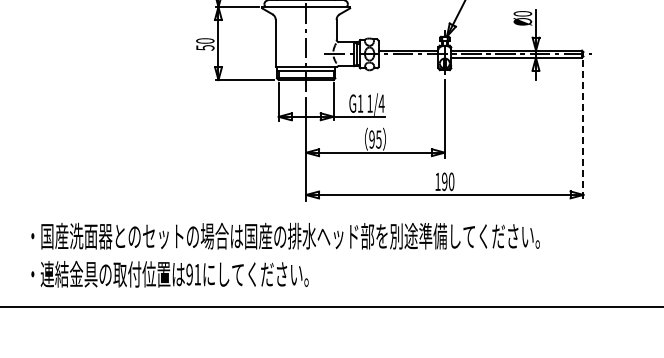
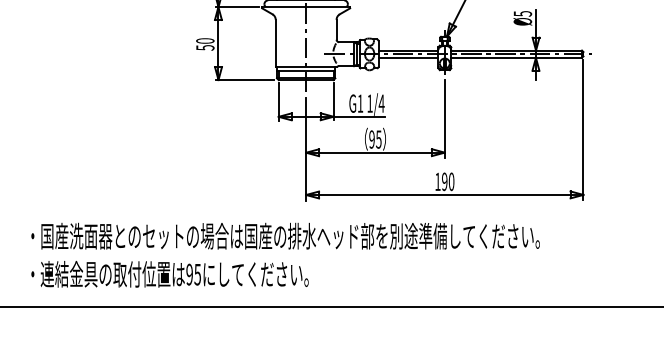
text: Ø0 -> Ø5 (522, 13)
line: none -> present (408, 57)
line: dashed -> solid (583, 130)
text: 91 -> 95 (197, 274)
